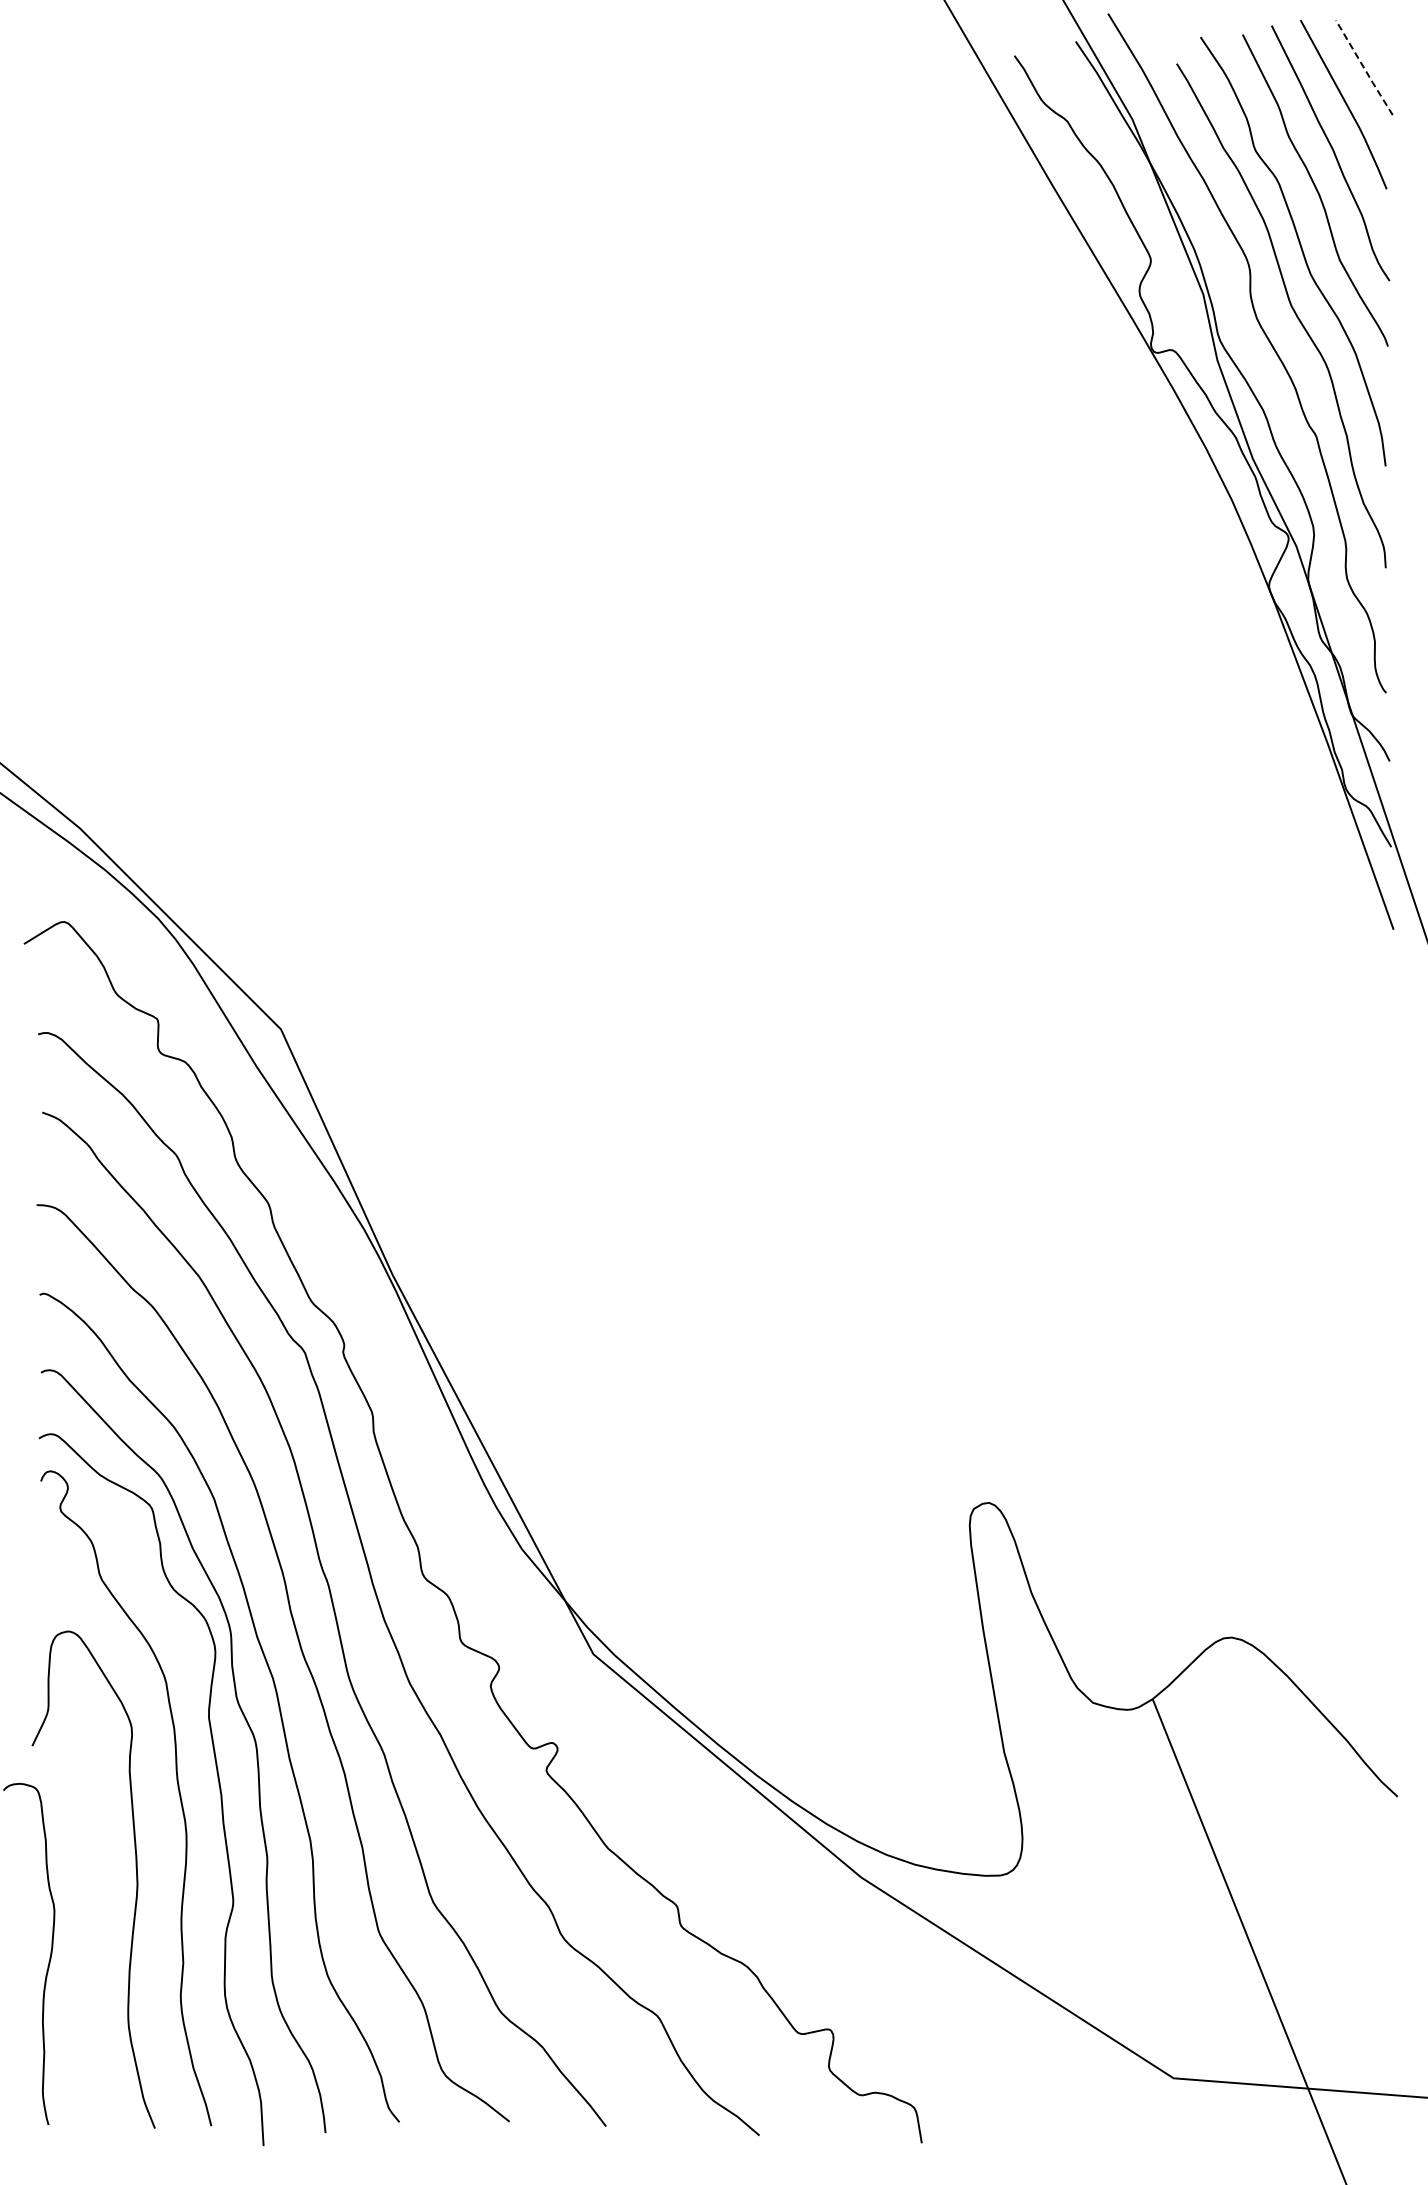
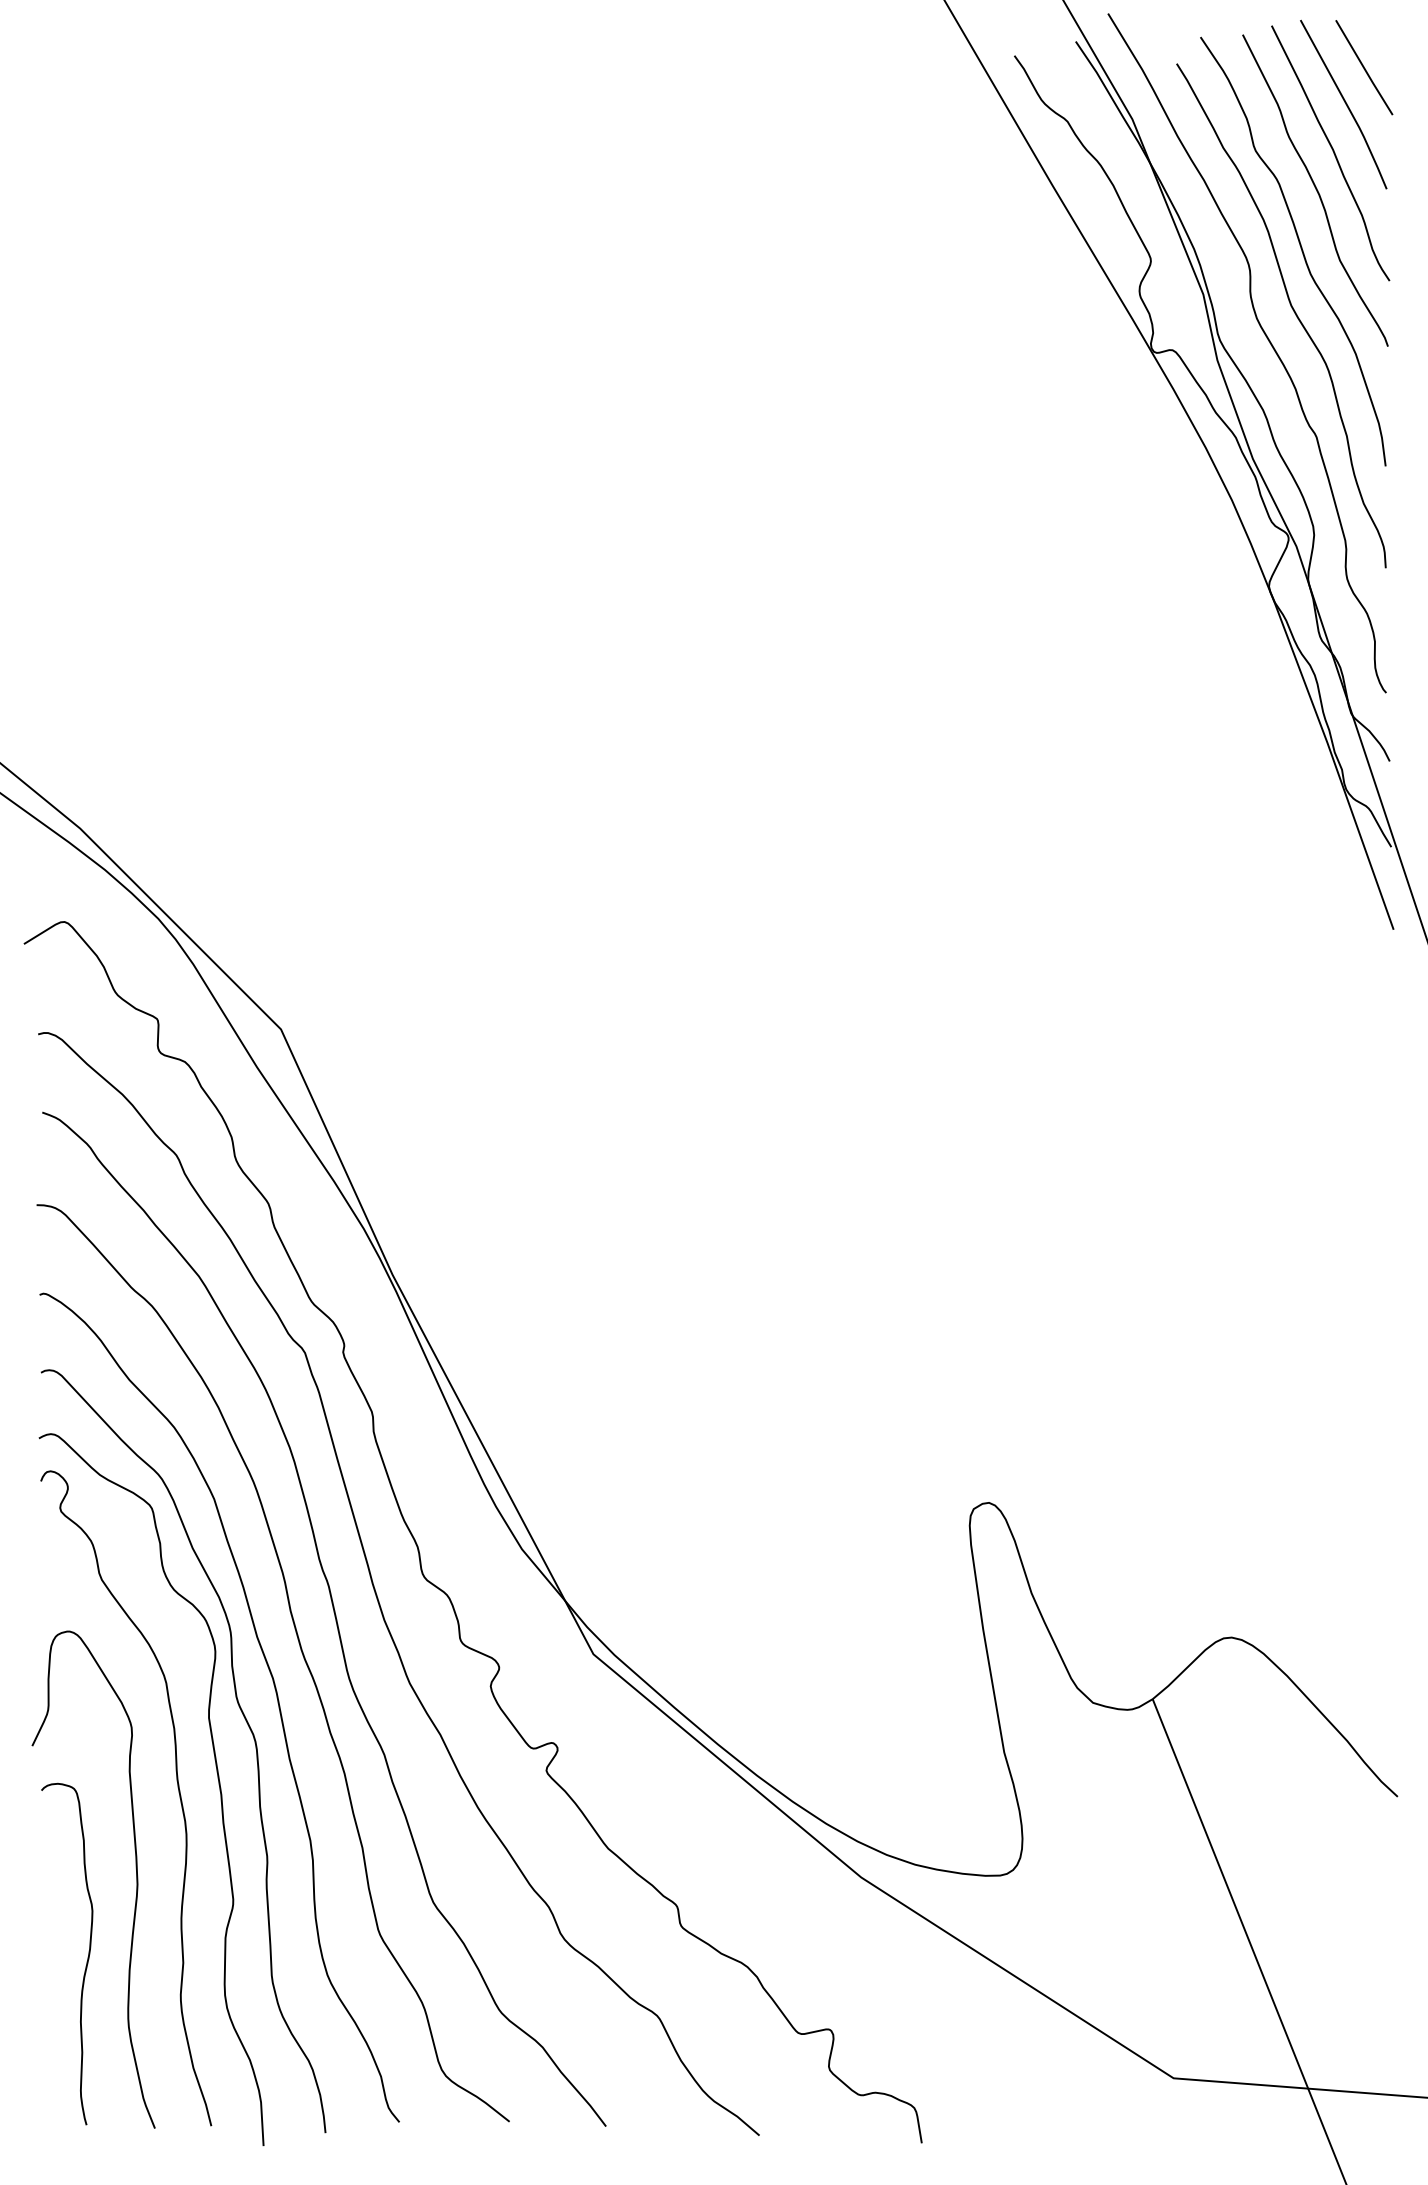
line: dashed -> solid (1364, 68)
curve position: (49, 1957) -> (87, 1957) (87, 1957)
